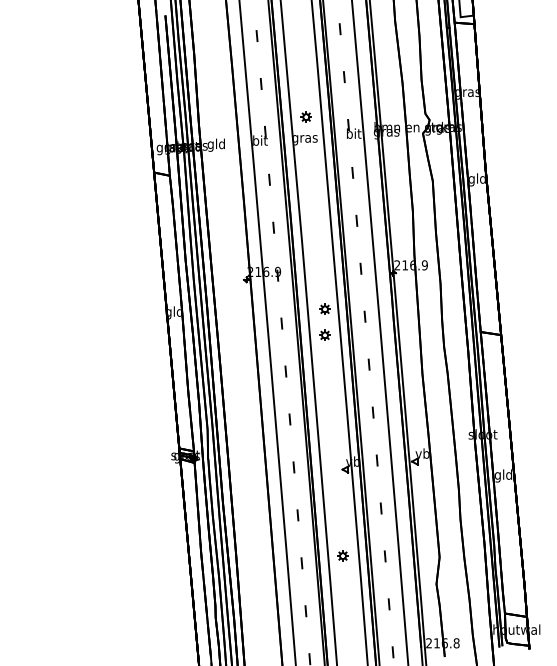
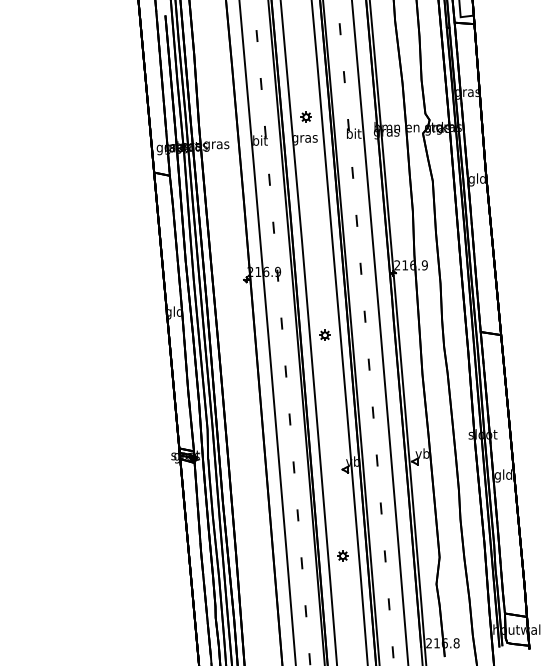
text: gld -> gras (216, 144)
part: present -> none (324, 308)
